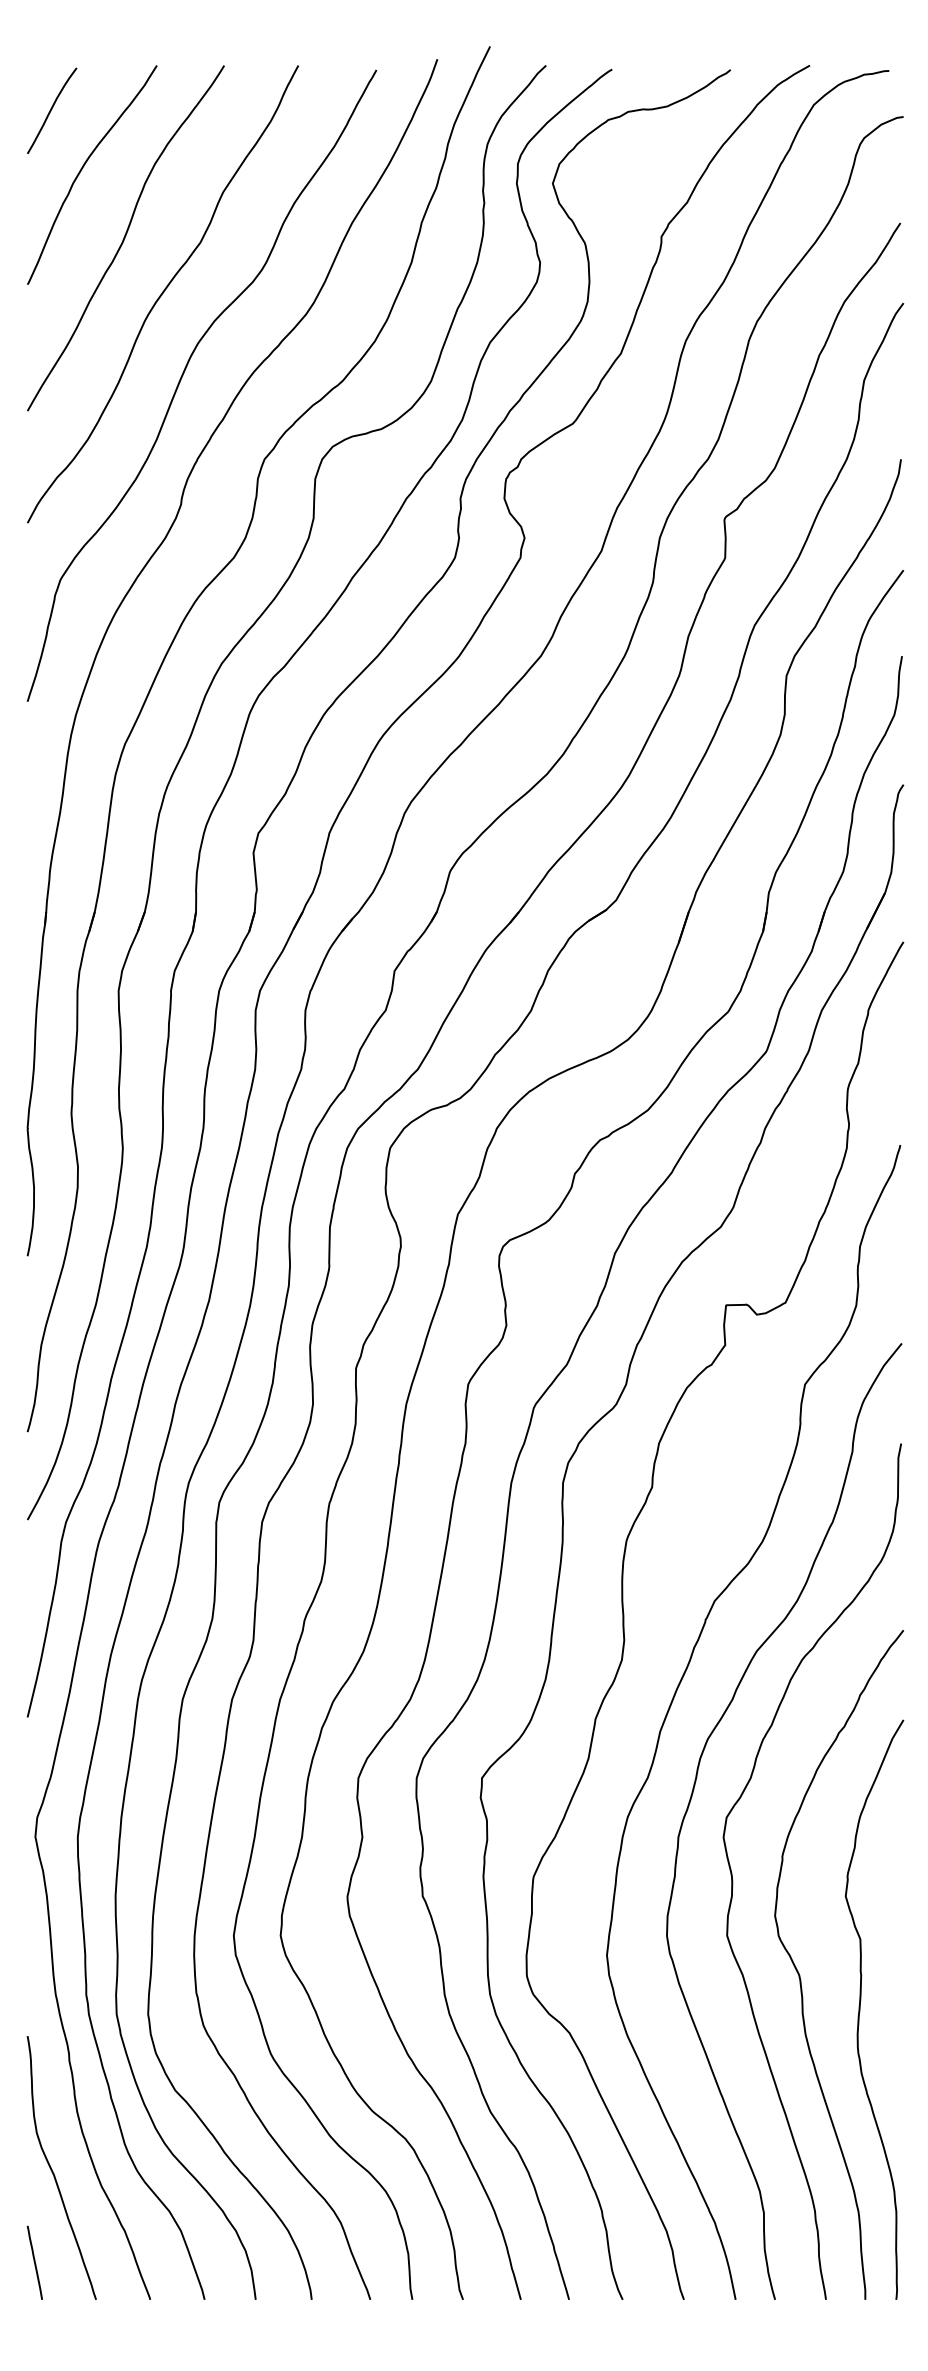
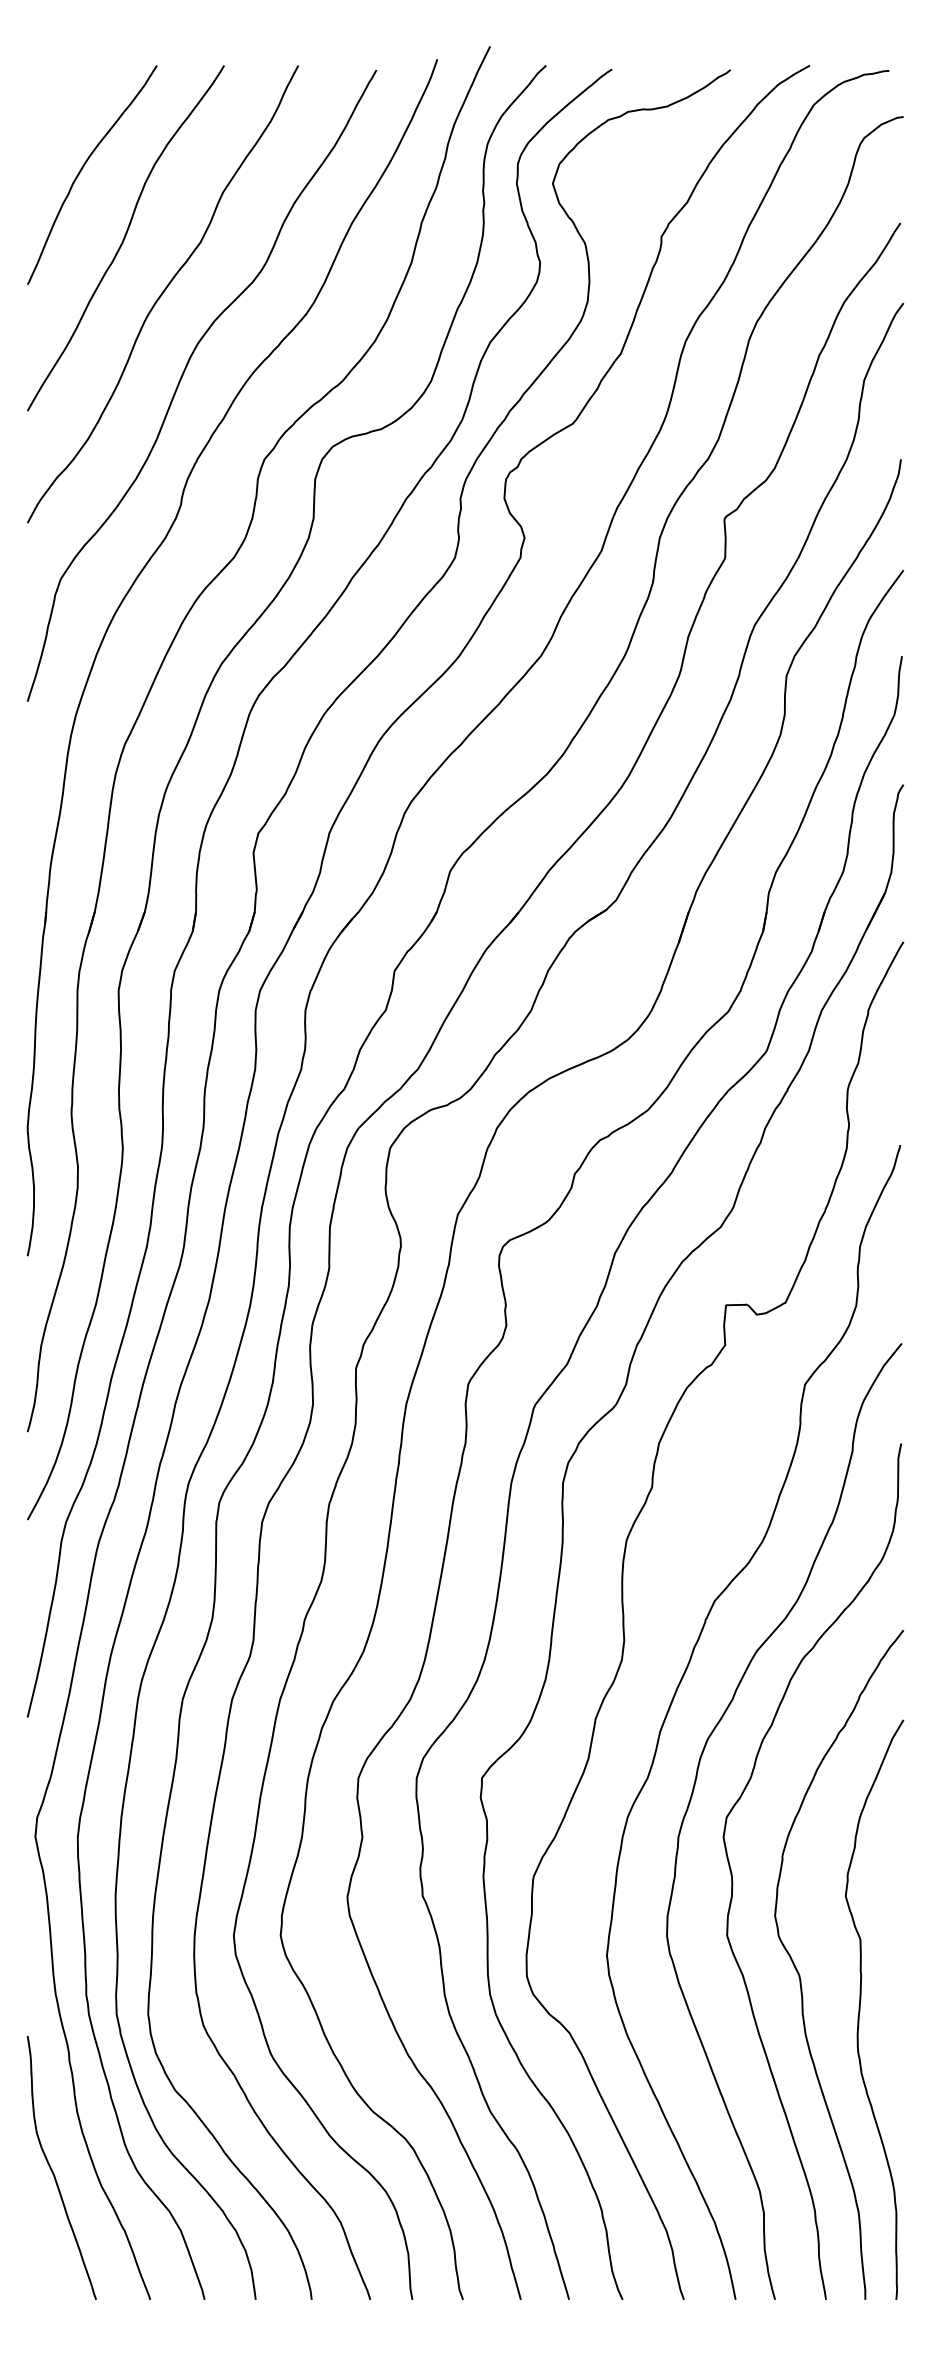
curve: present -> none (52, 109)
line: present -> none (34, 2262)
